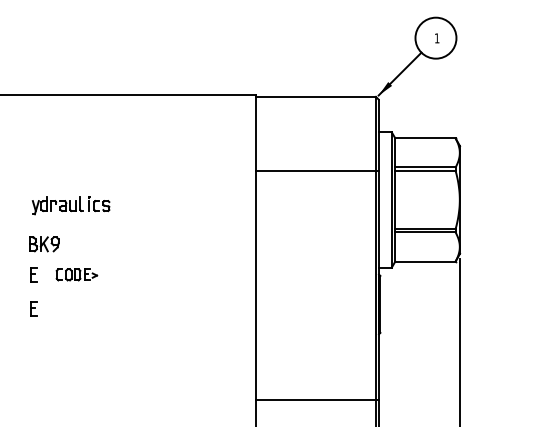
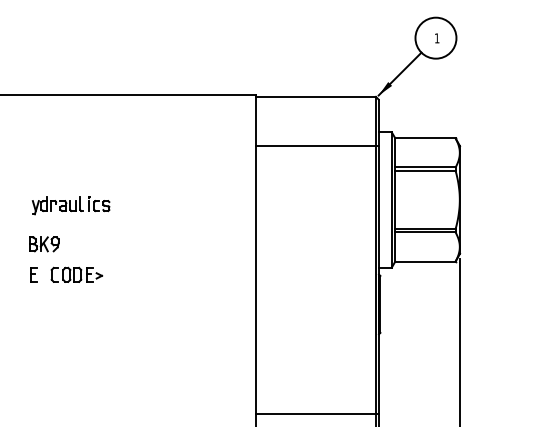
line position: (317, 170) -> (317, 145) (317, 145)
part size: 44x14 px -> 54x17 px (76, 274)
part: present -> none (33, 308)
line position: (317, 400) -> (317, 414) (317, 414)
